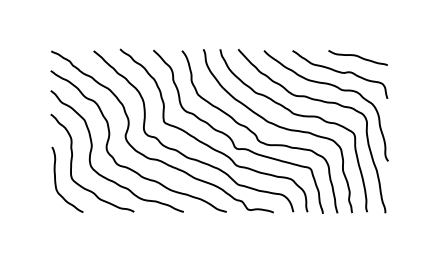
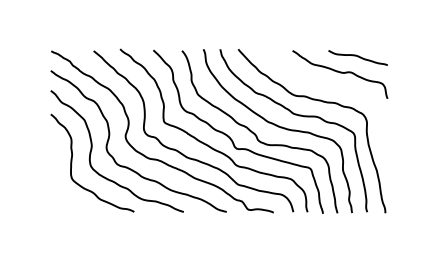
curve: present -> none (332, 86)
curve: present -> none (56, 181)
